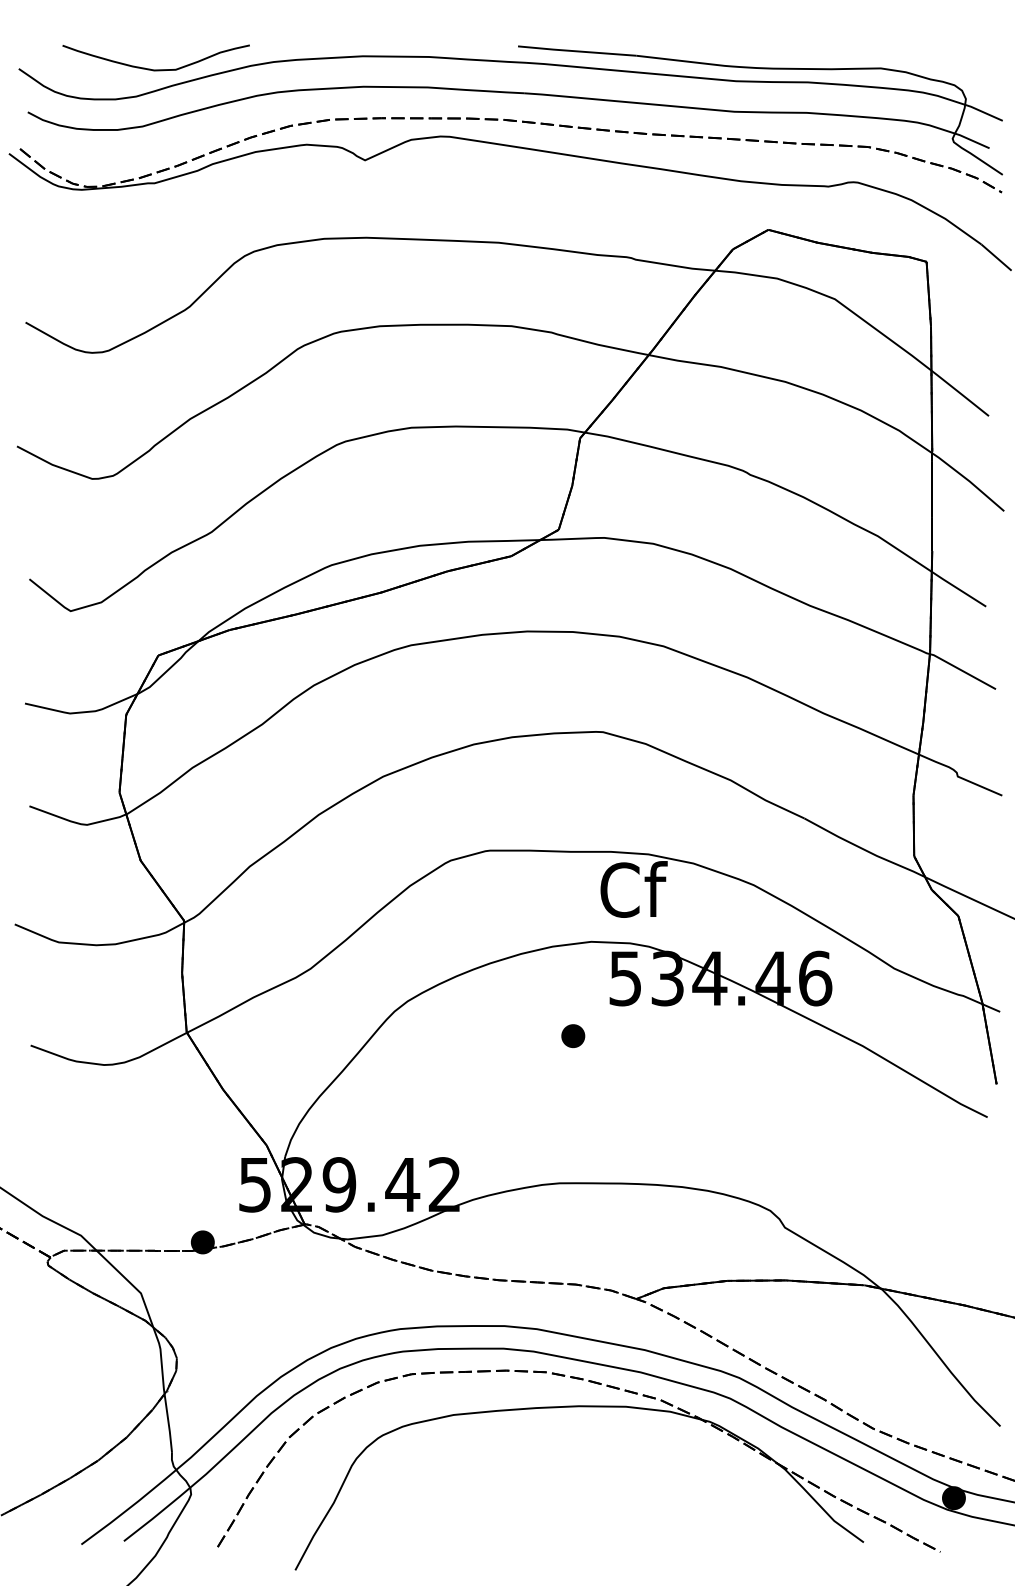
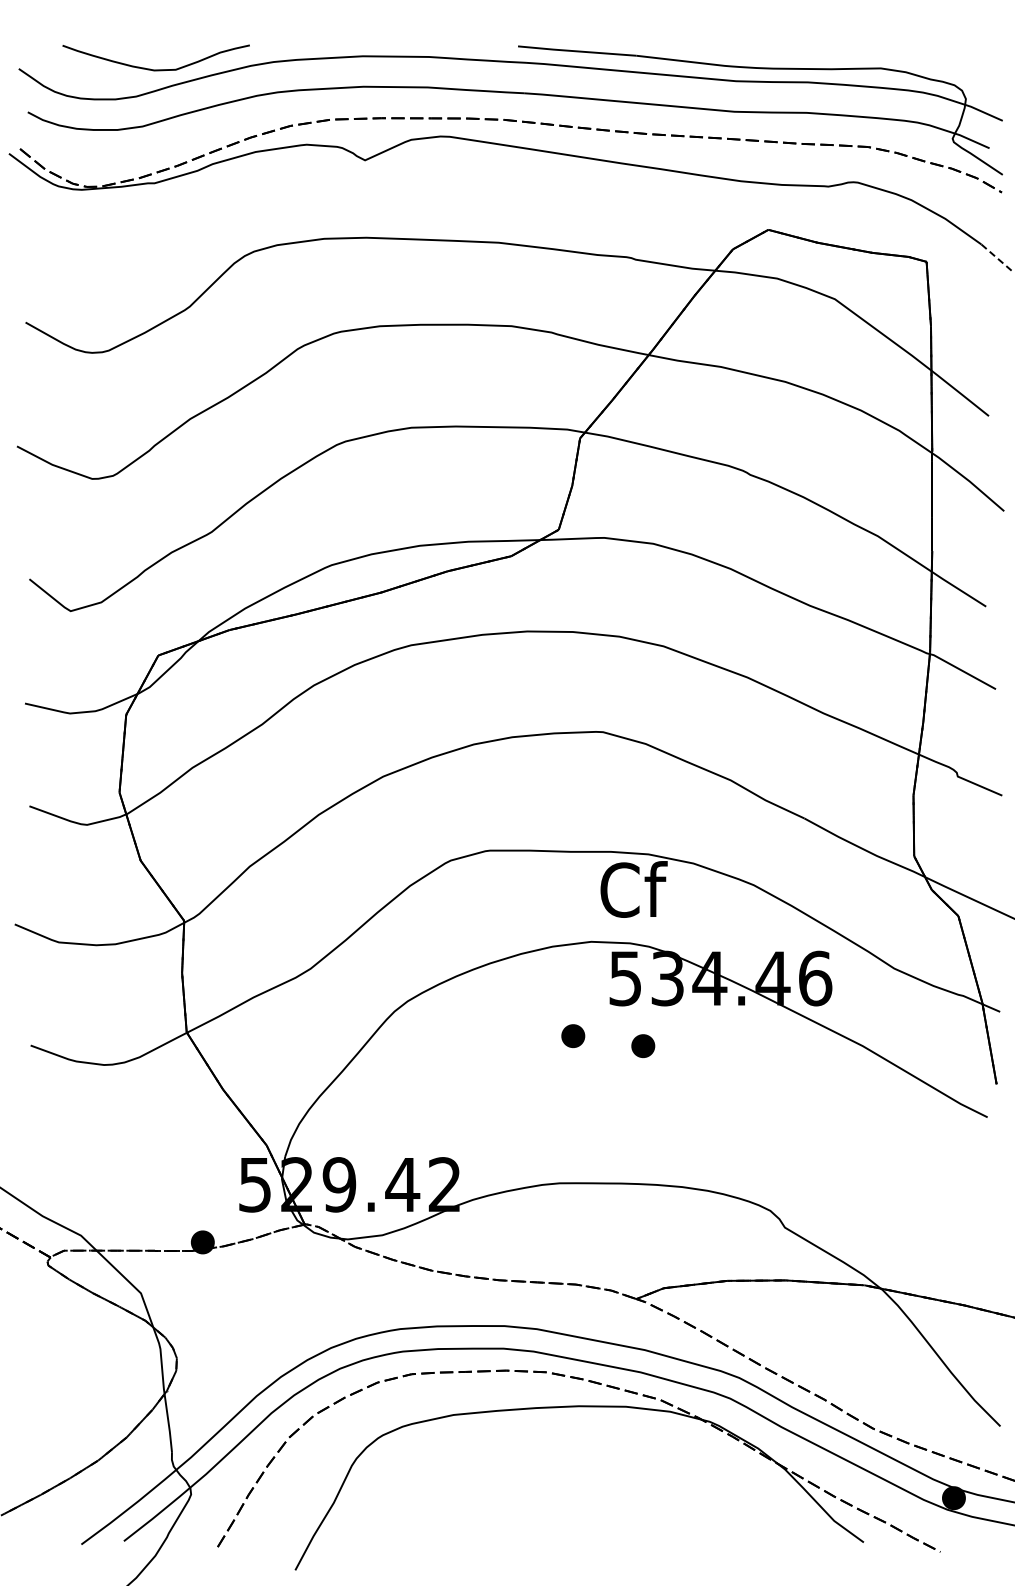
line: solid -> dashed (996, 257)
part: none -> present (643, 1045)
